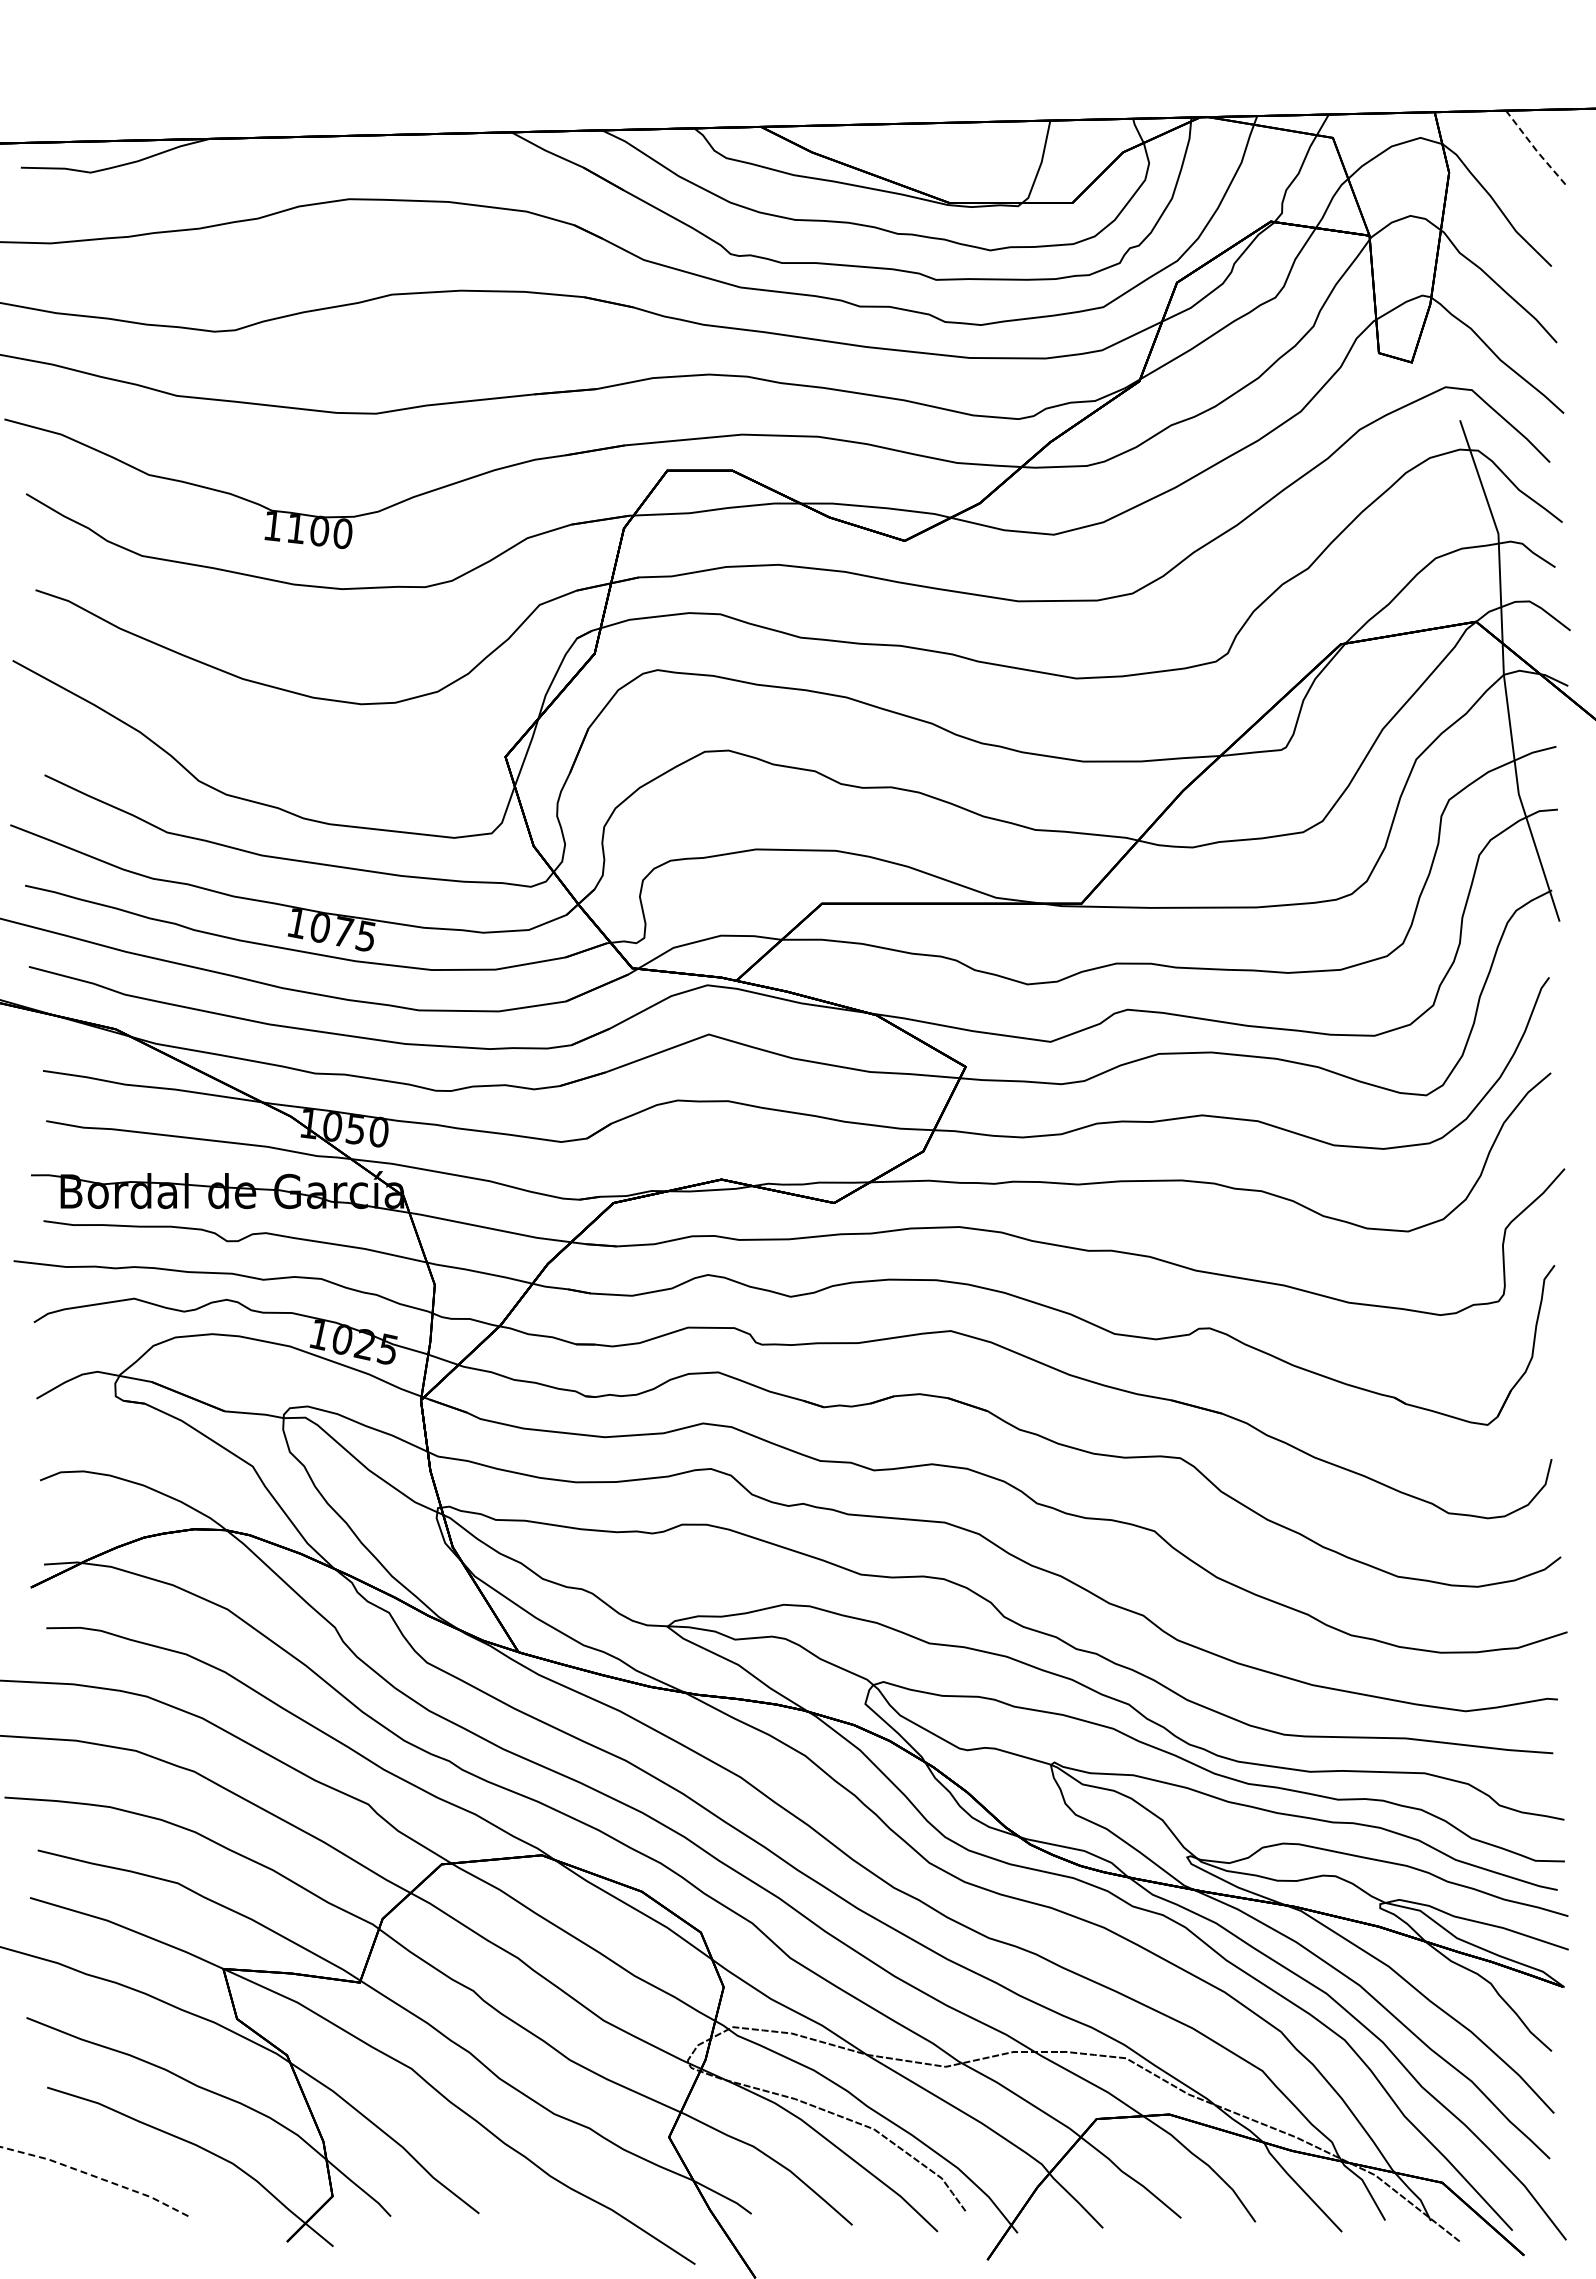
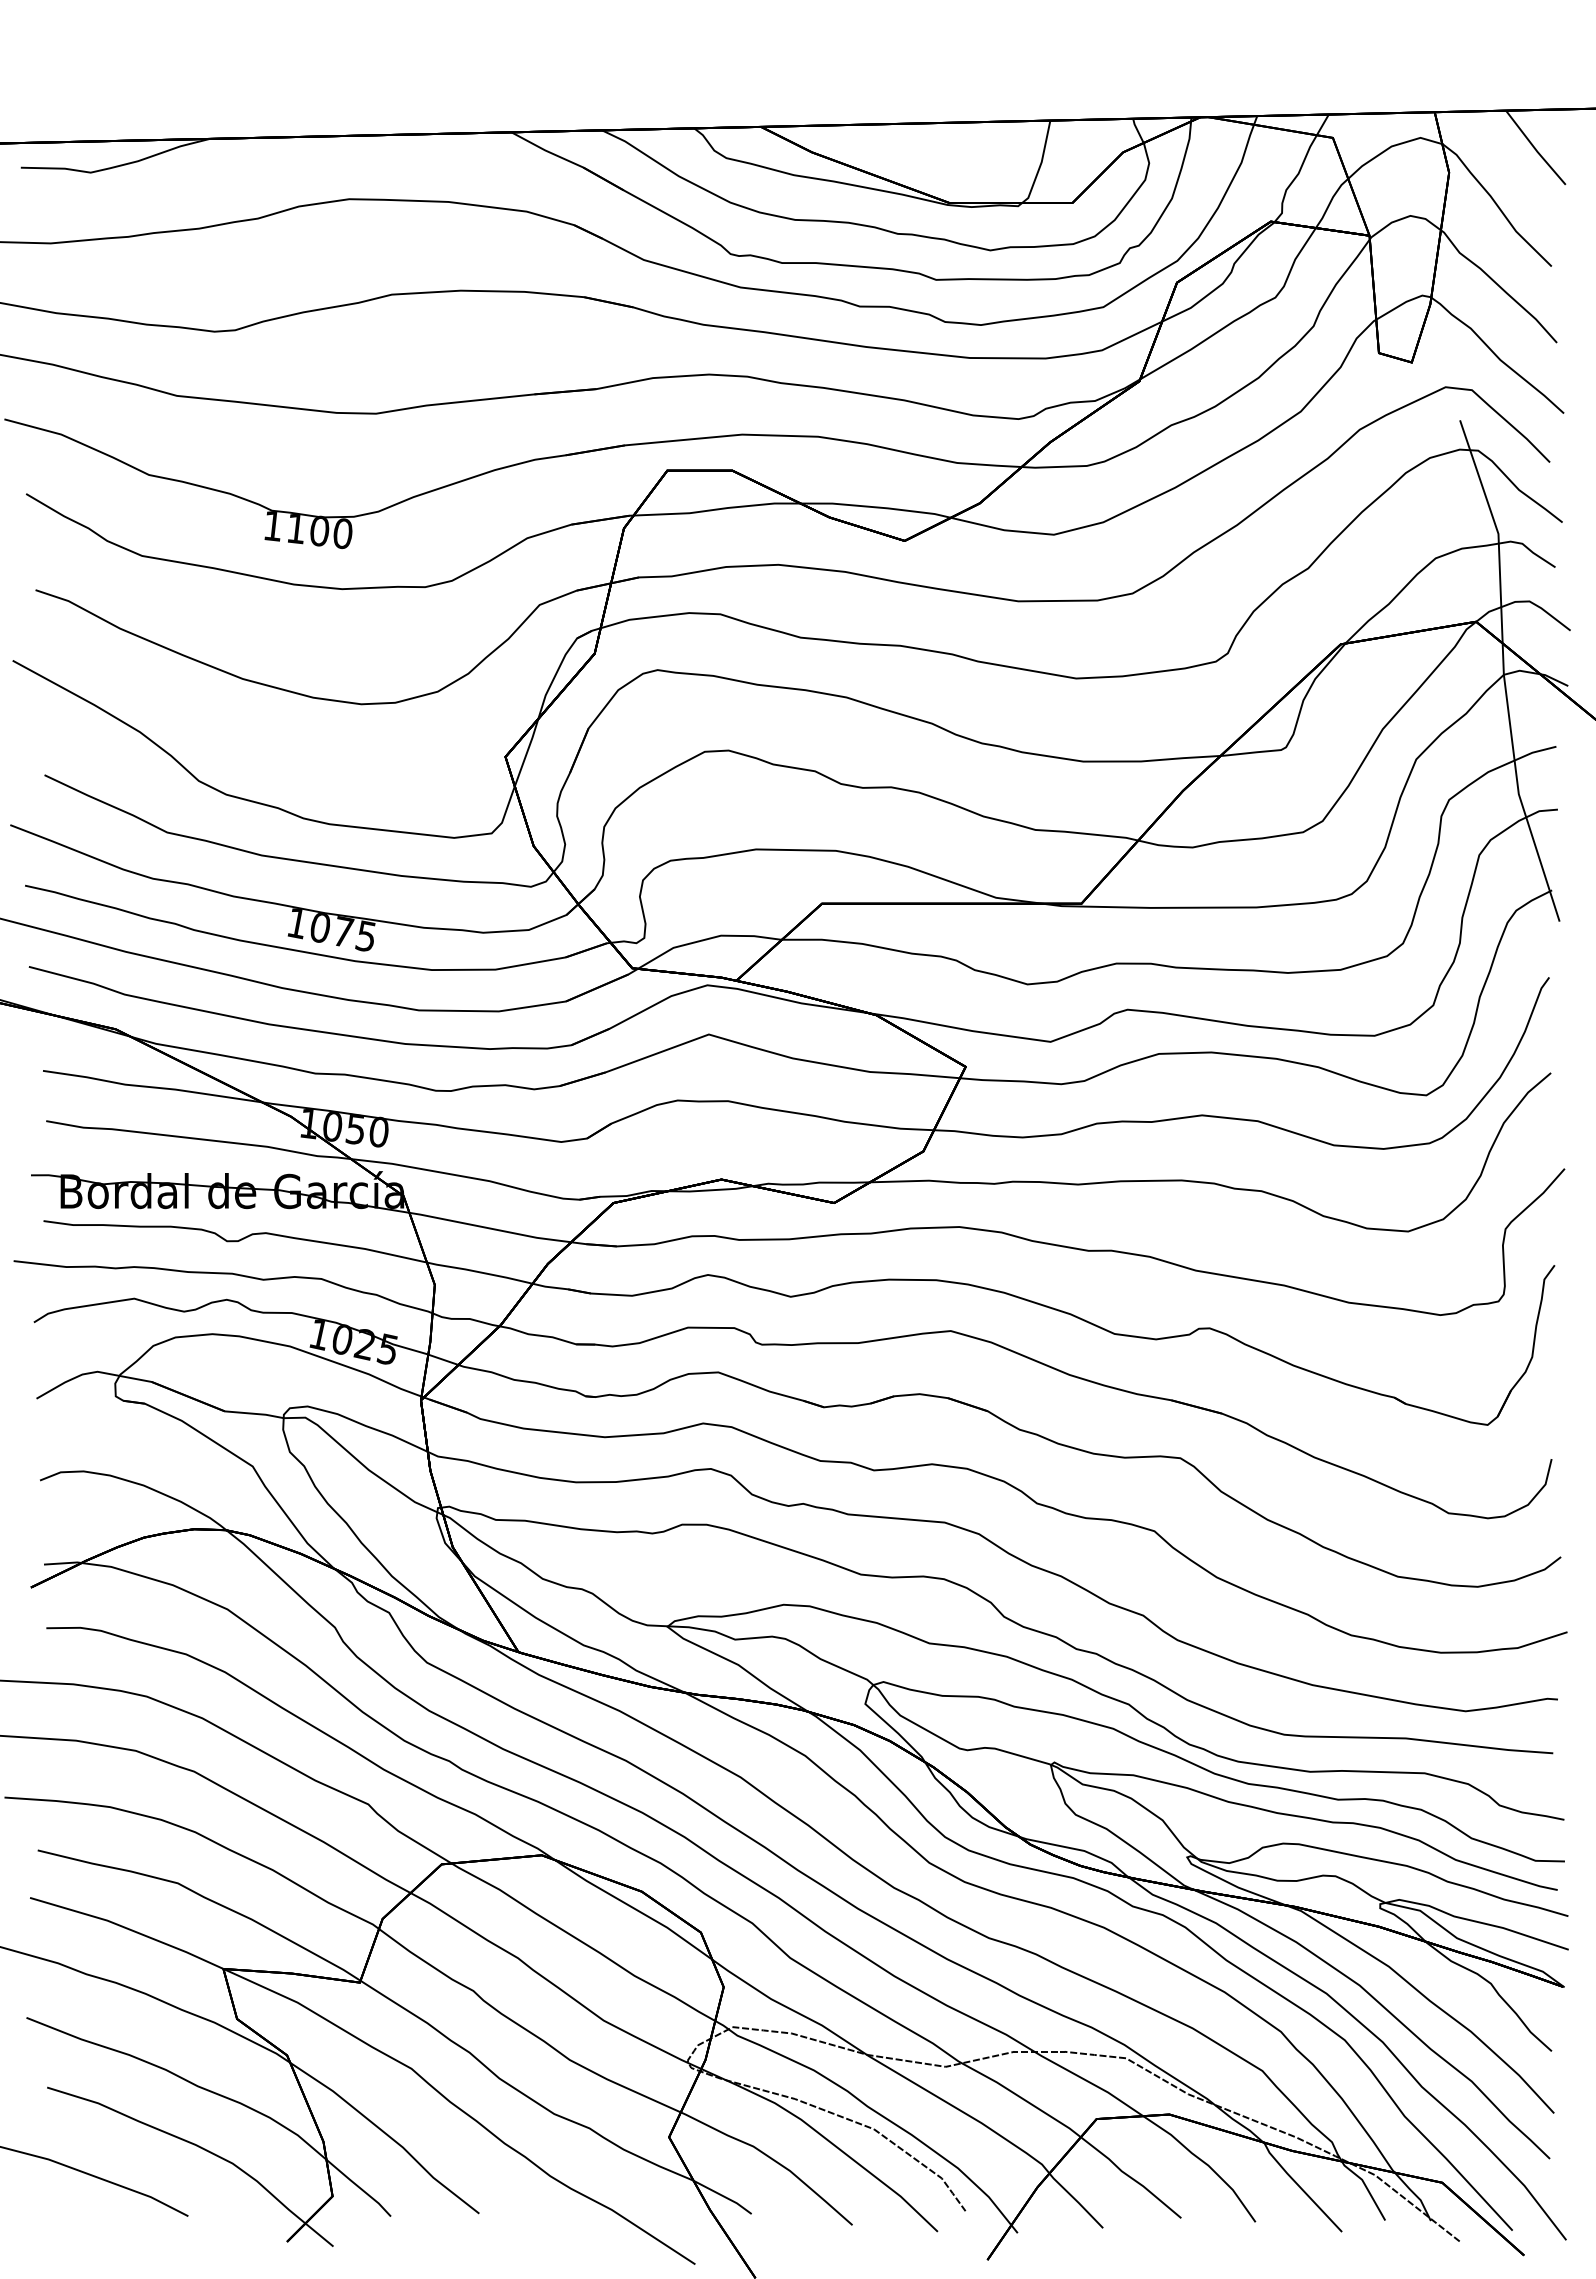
line: dashed -> solid (1535, 149)
line: dashed -> solid (96, 2177)
